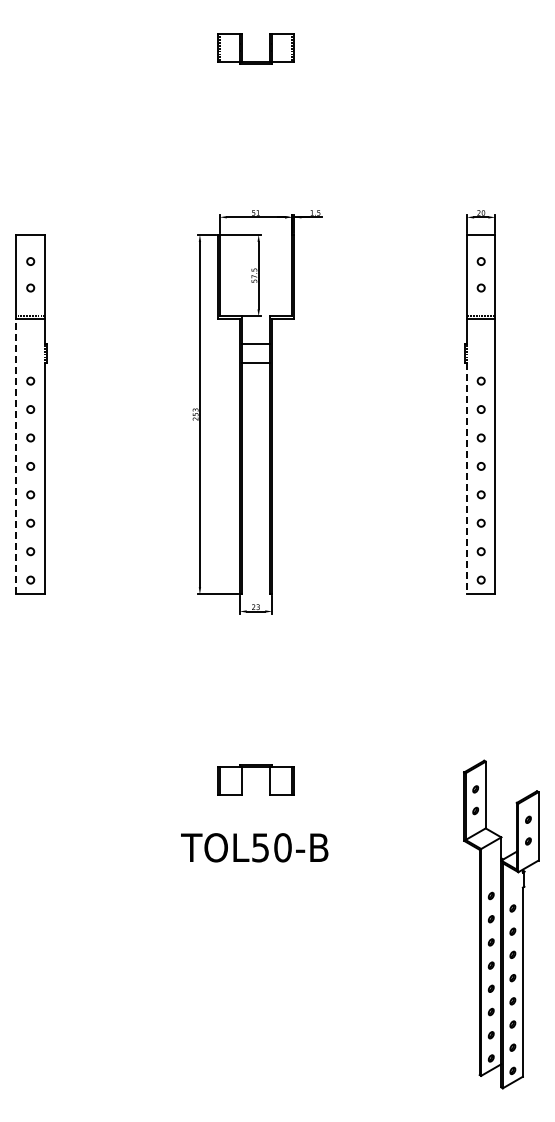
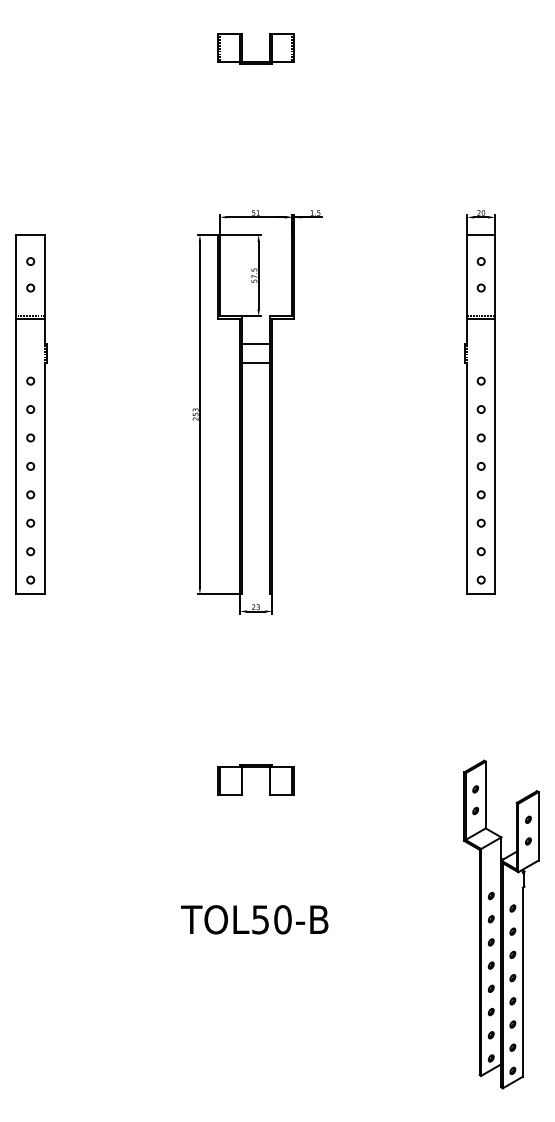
line: dashed -> solid (16, 456)
line: dashed -> solid (467, 478)
text position: (254, 847) -> (254, 919) (254, 919)
